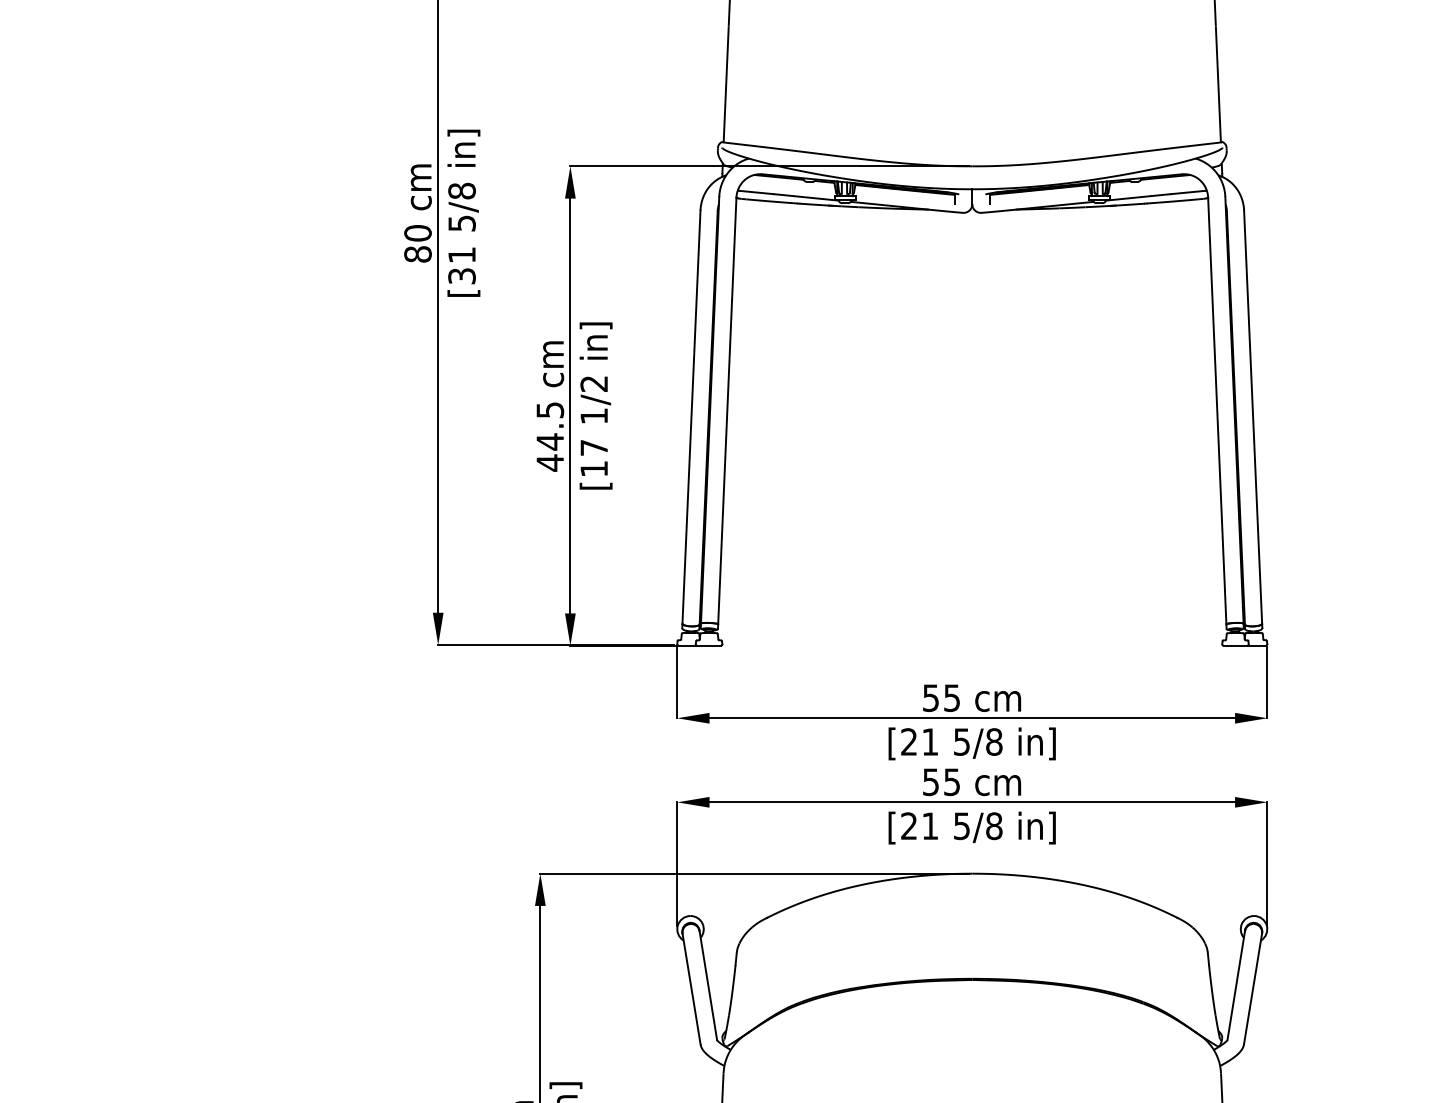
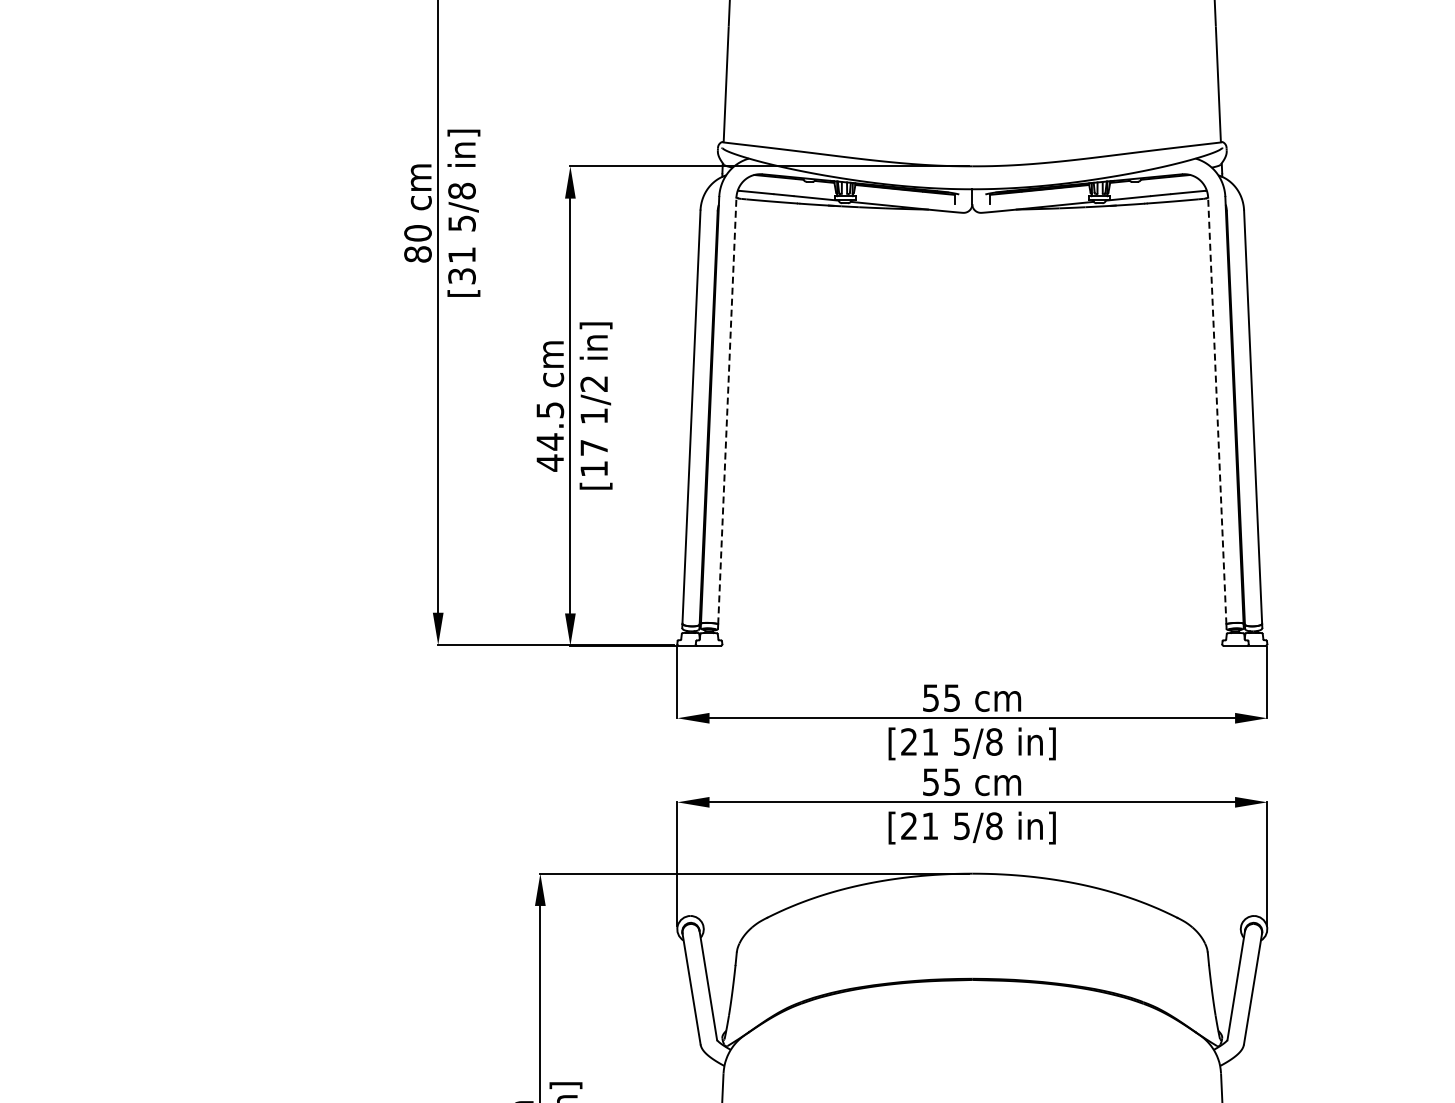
line: solid -> dashed (727, 411)
line: solid -> dashed (1217, 411)
